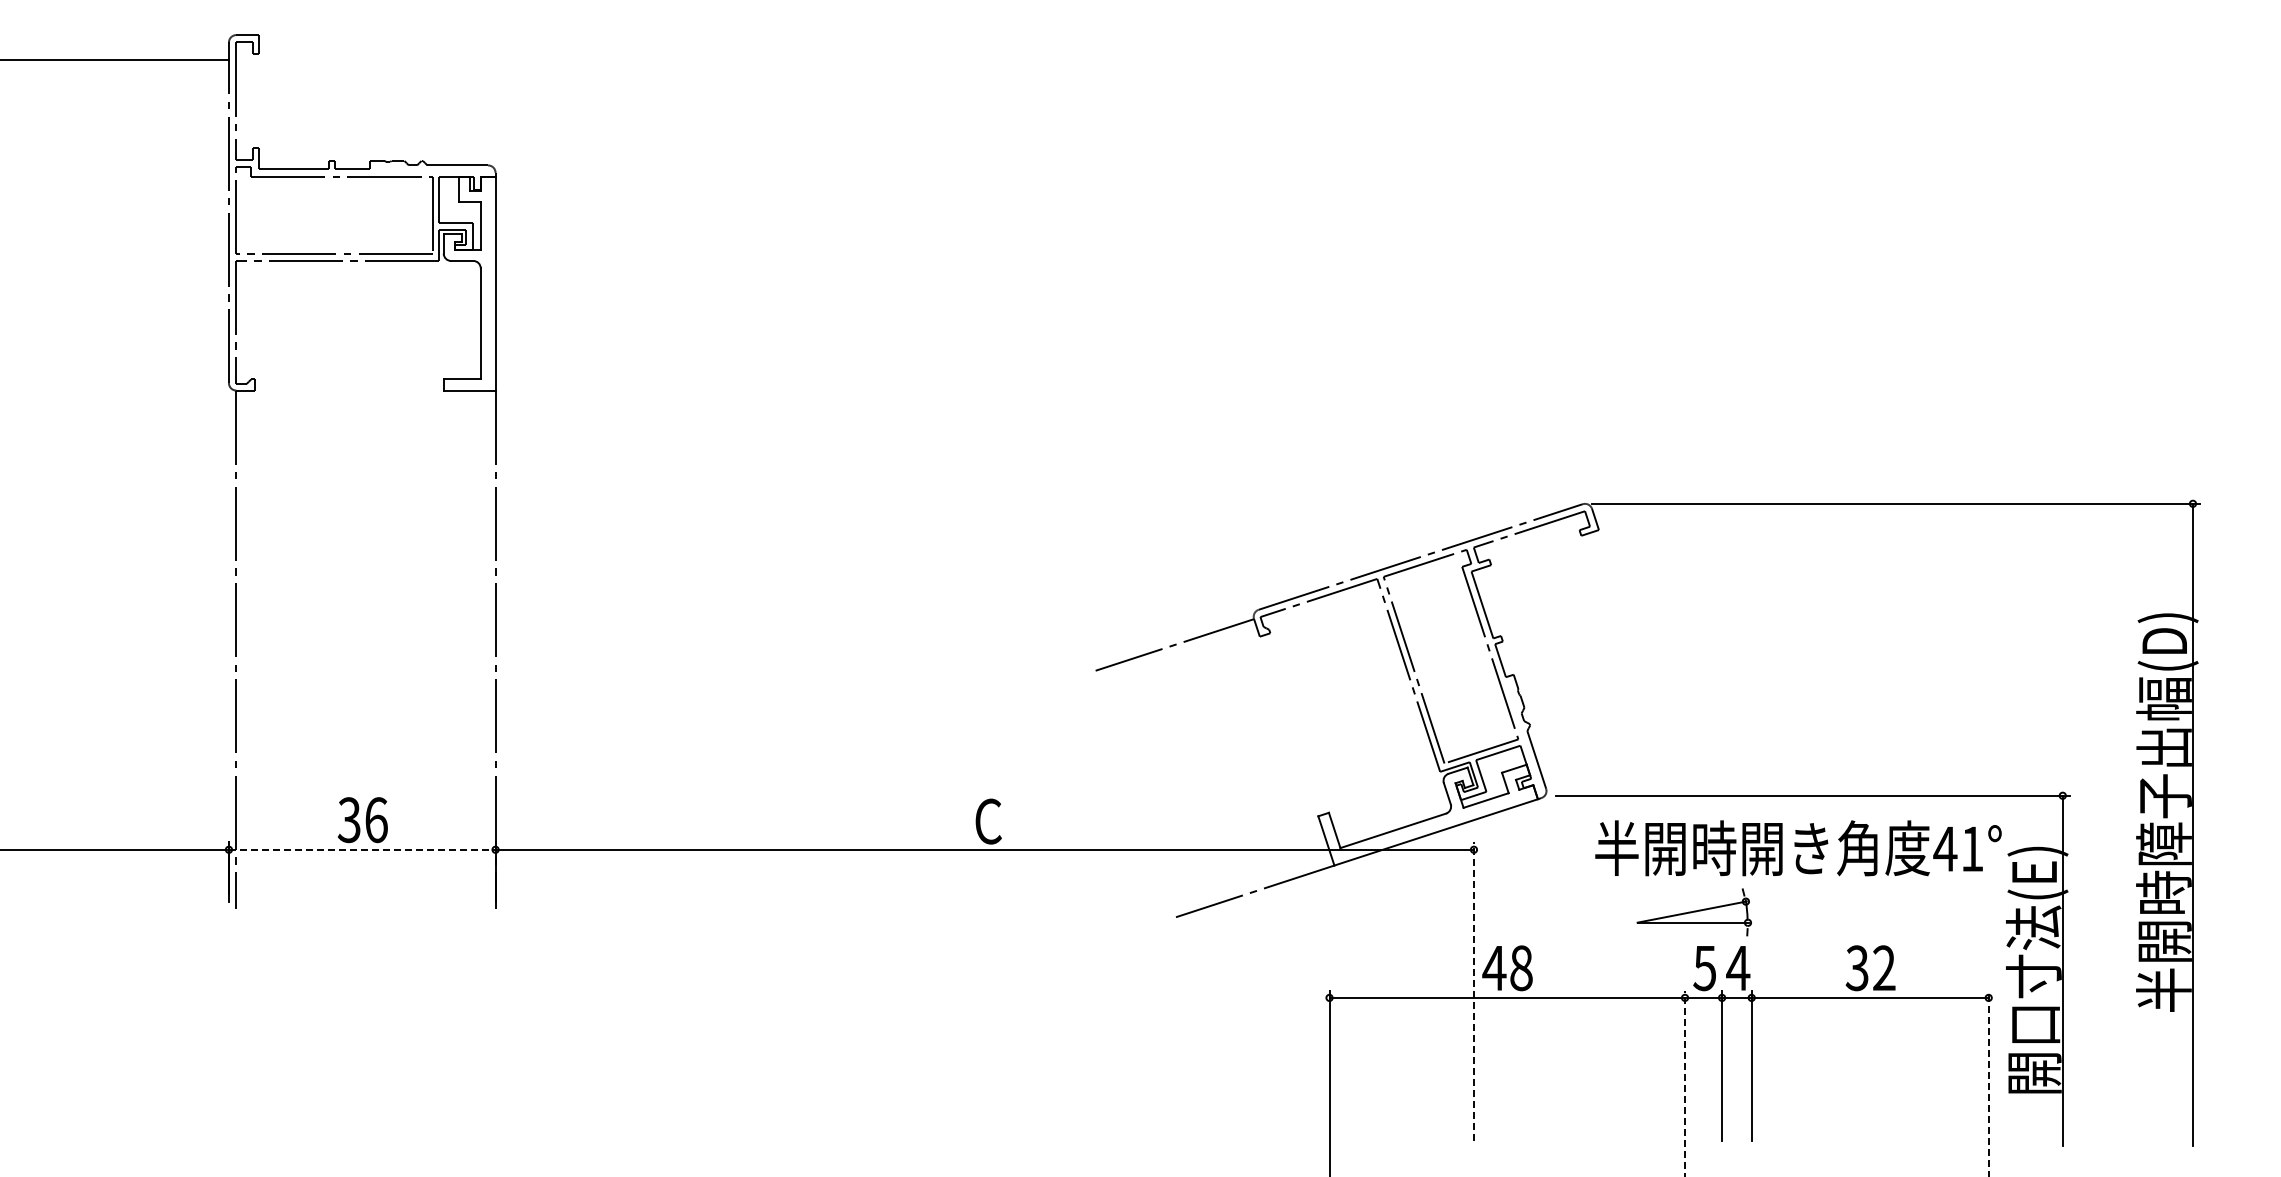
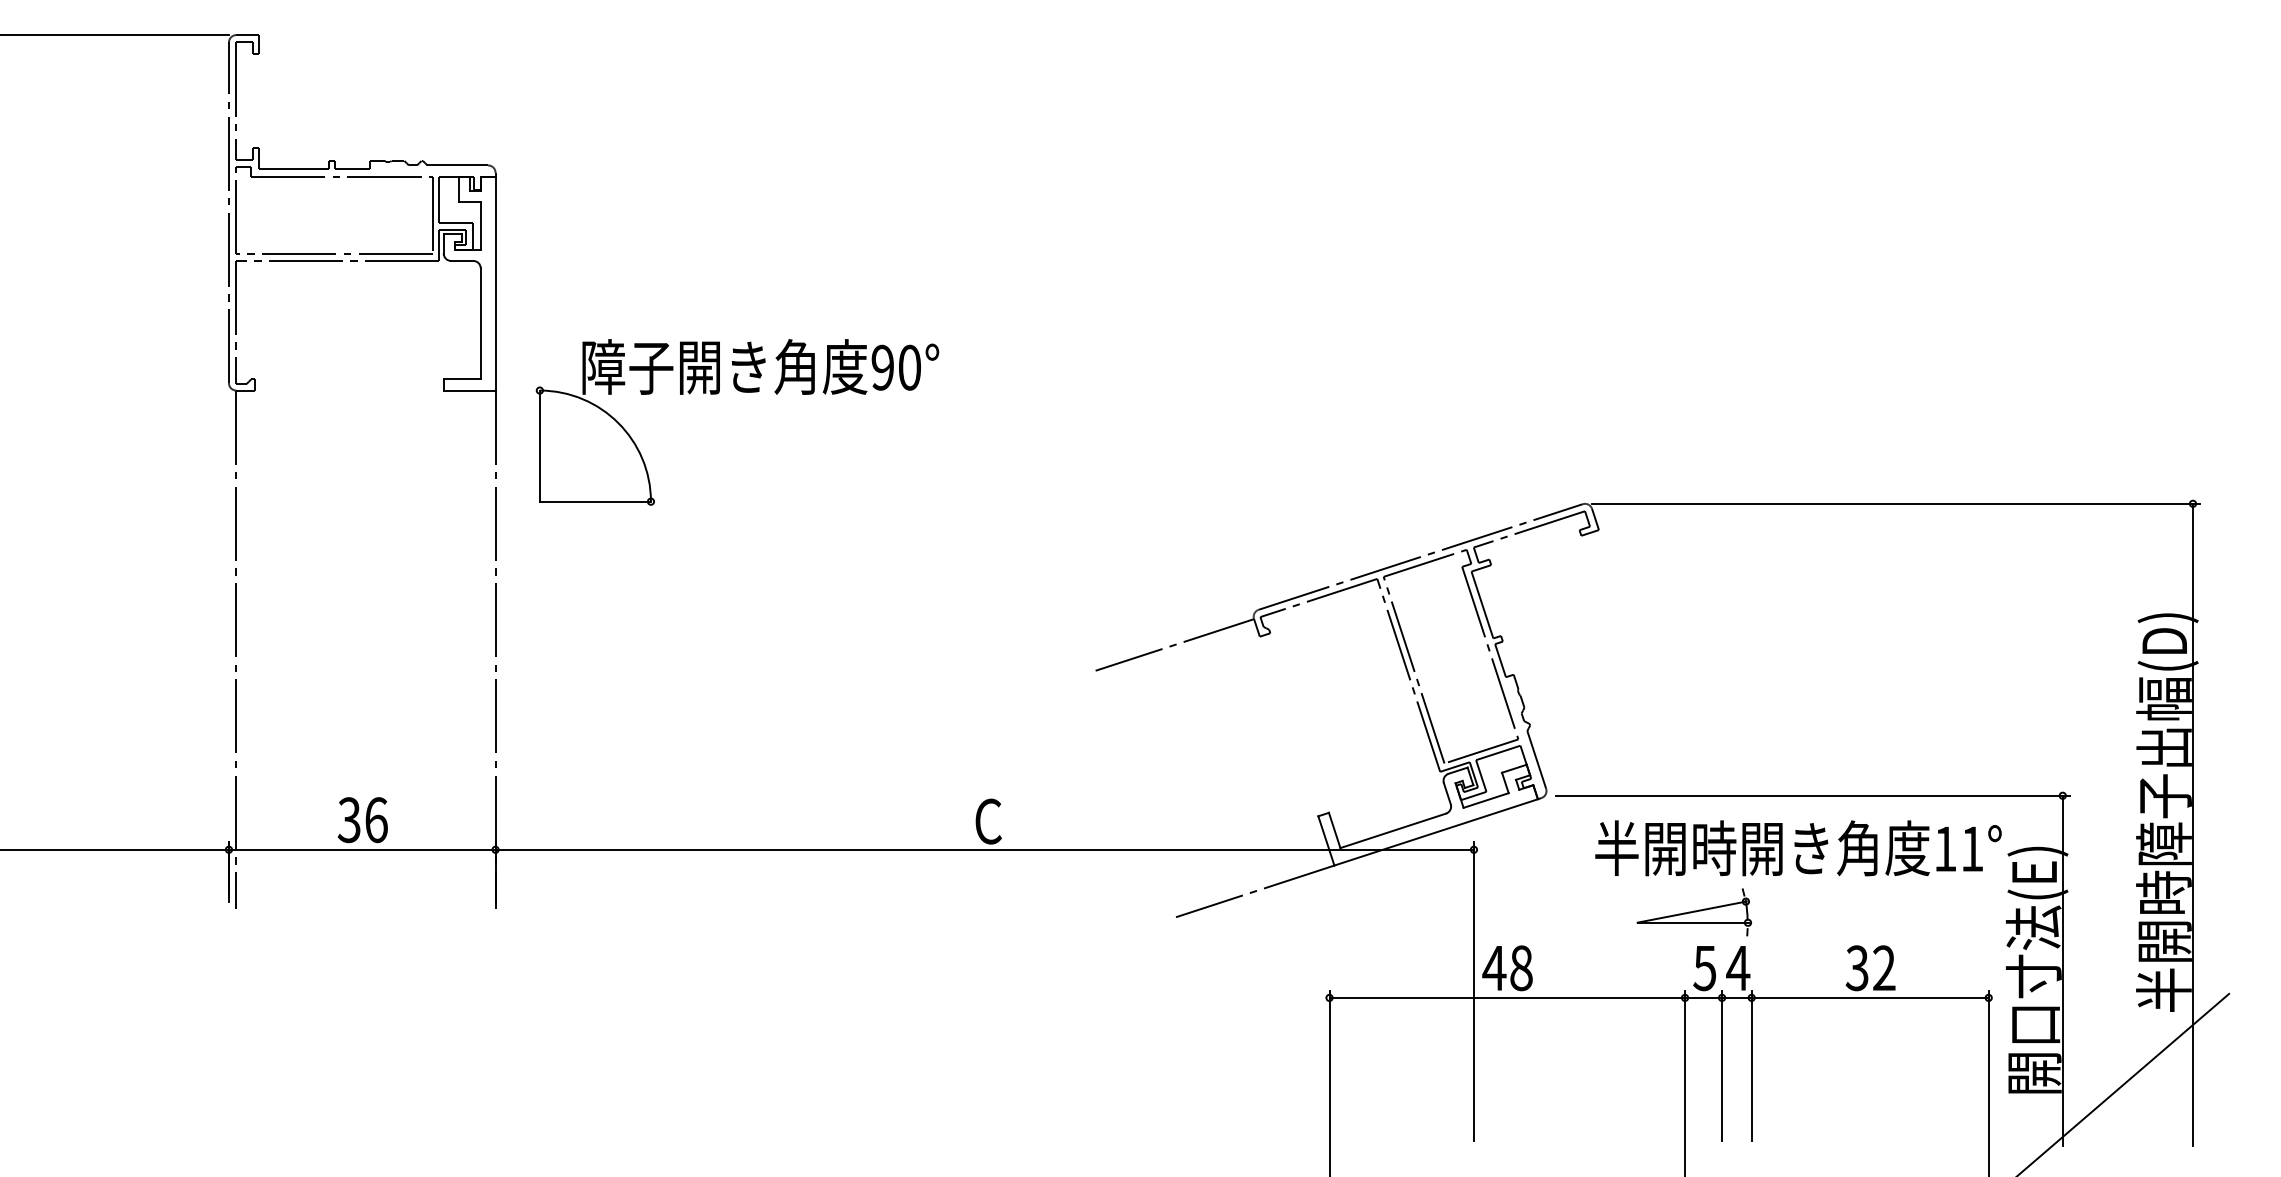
line position: (115, 60) -> (115, 35) (115, 35)
part: none -> present (741, 392)
text: 41° -> 11° (1945, 848)
line: dashed -> solid (362, 849)
line: dashed -> solid (1473, 991)
line: dashed -> solid (1685, 1083)
line: dashed -> solid (1988, 1083)
line: none -> present (2124, 1083)
